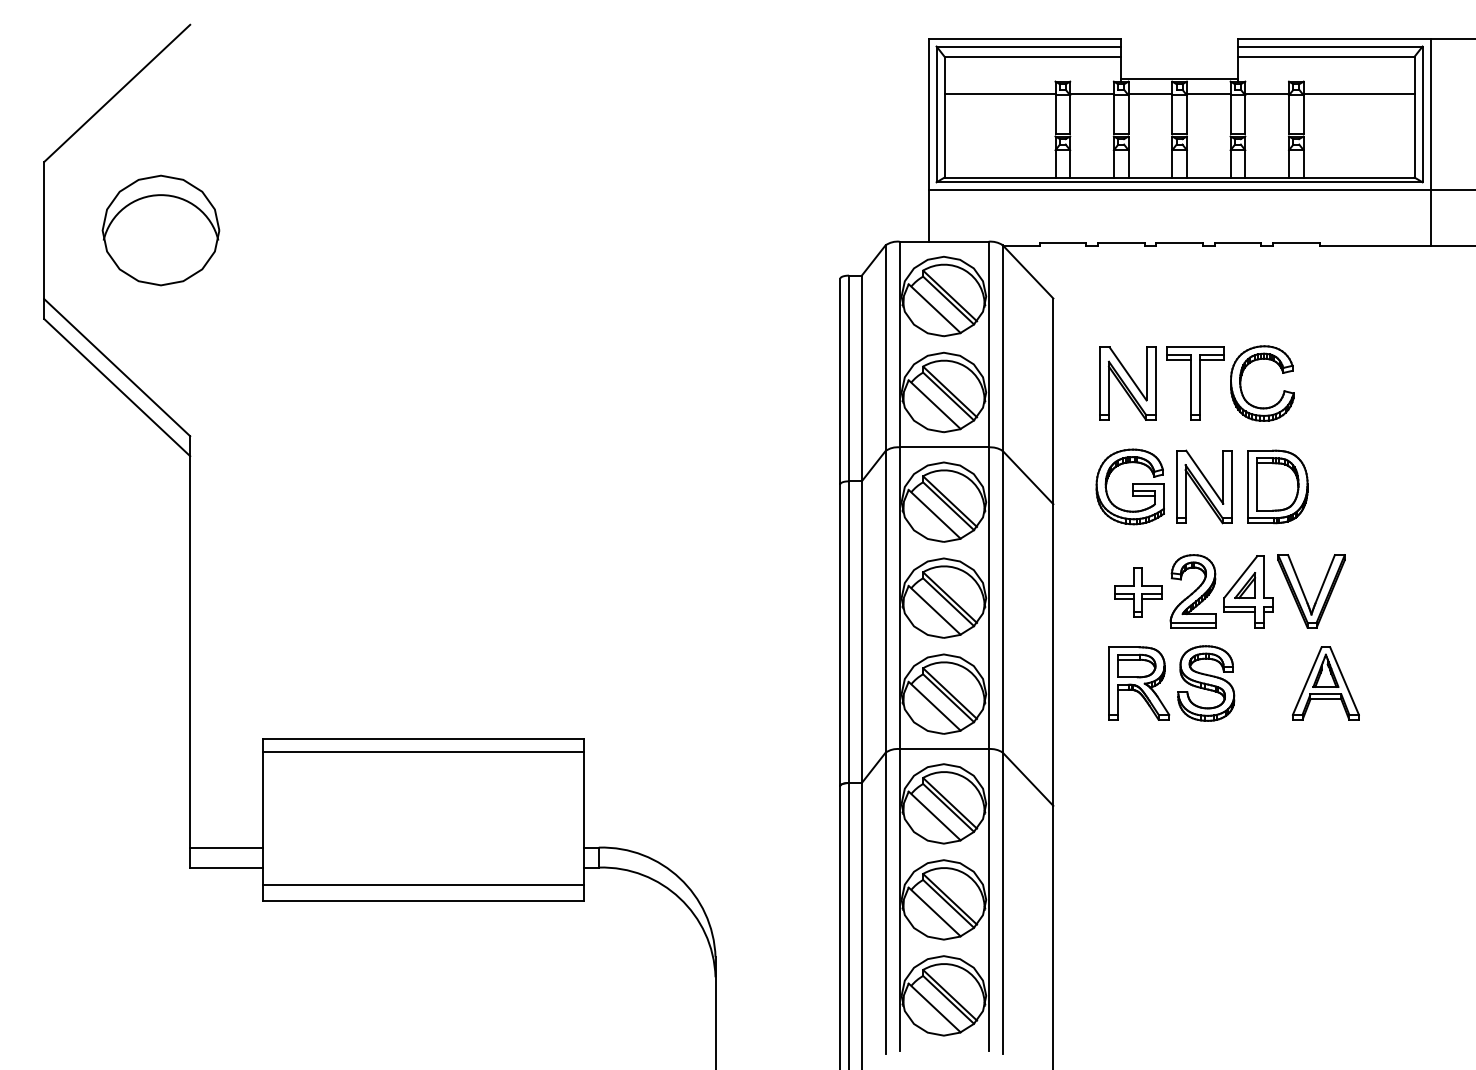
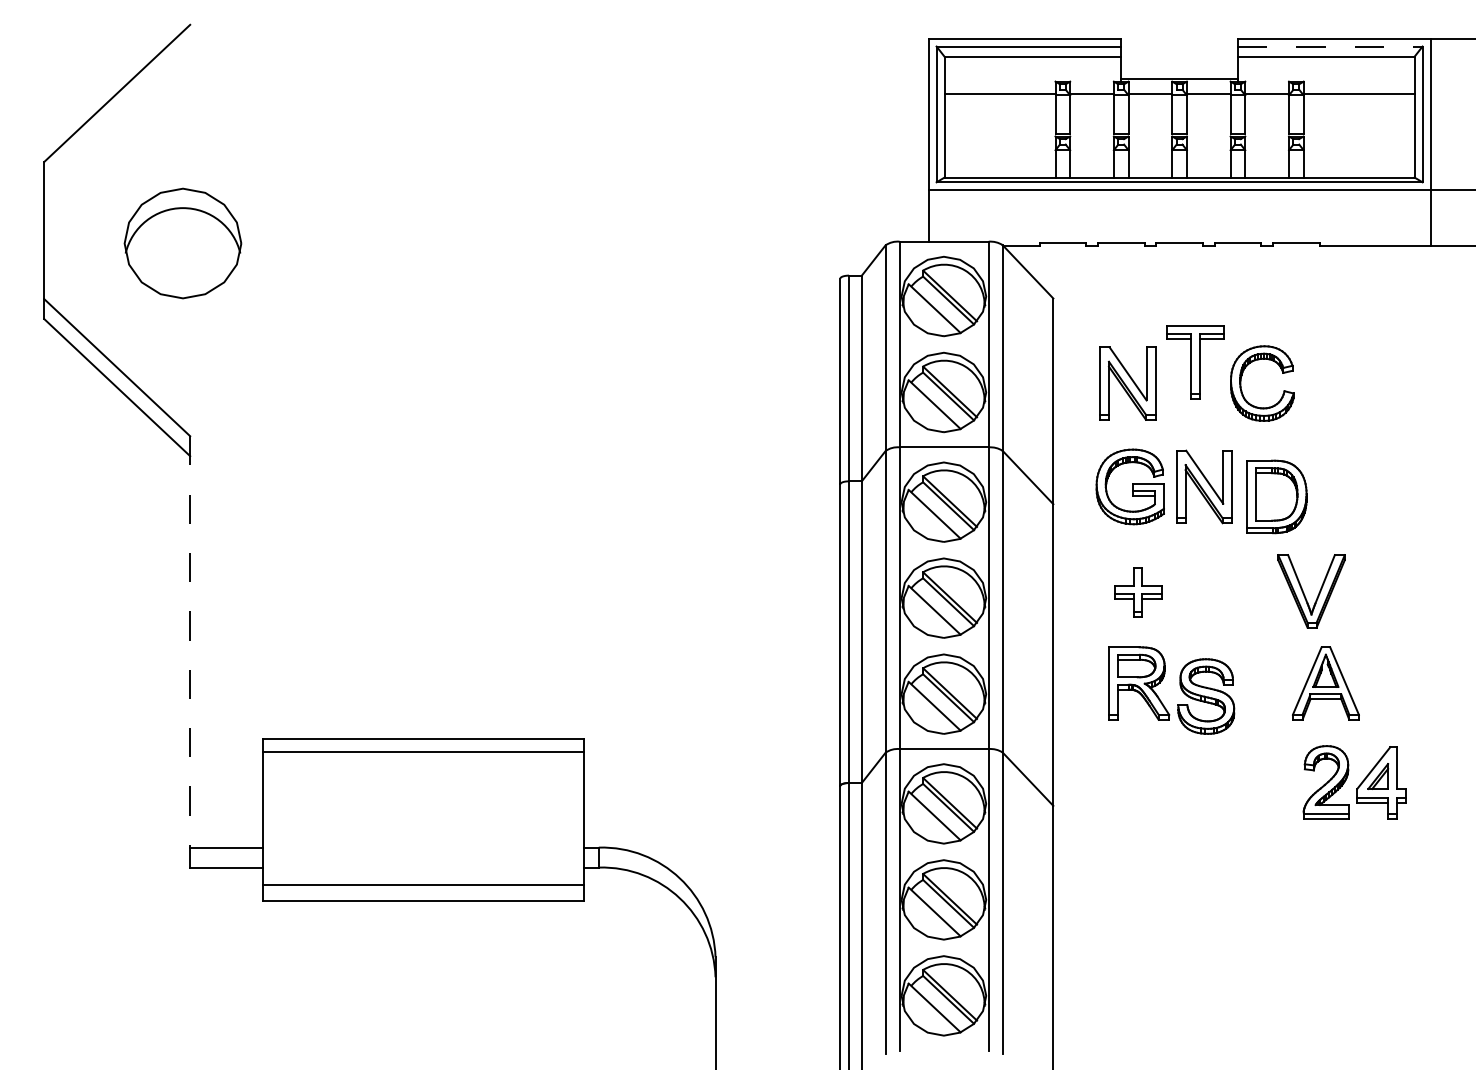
line: solid -> dashed (1330, 46)
part position: (160, 230) -> (182, 243) (182, 243)
part position: (1195, 383) -> (1195, 362) (1195, 362)
part position: (1277, 486) -> (1276, 496) (1276, 496)
part position: (1221, 591) -> (1354, 782) (1354, 782)
line: solid -> dashed (190, 641)
part position: (1206, 683) -> (1206, 696) (1206, 696)
